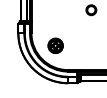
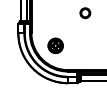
part position: (91, 10) -> (85, 13) (85, 13)
